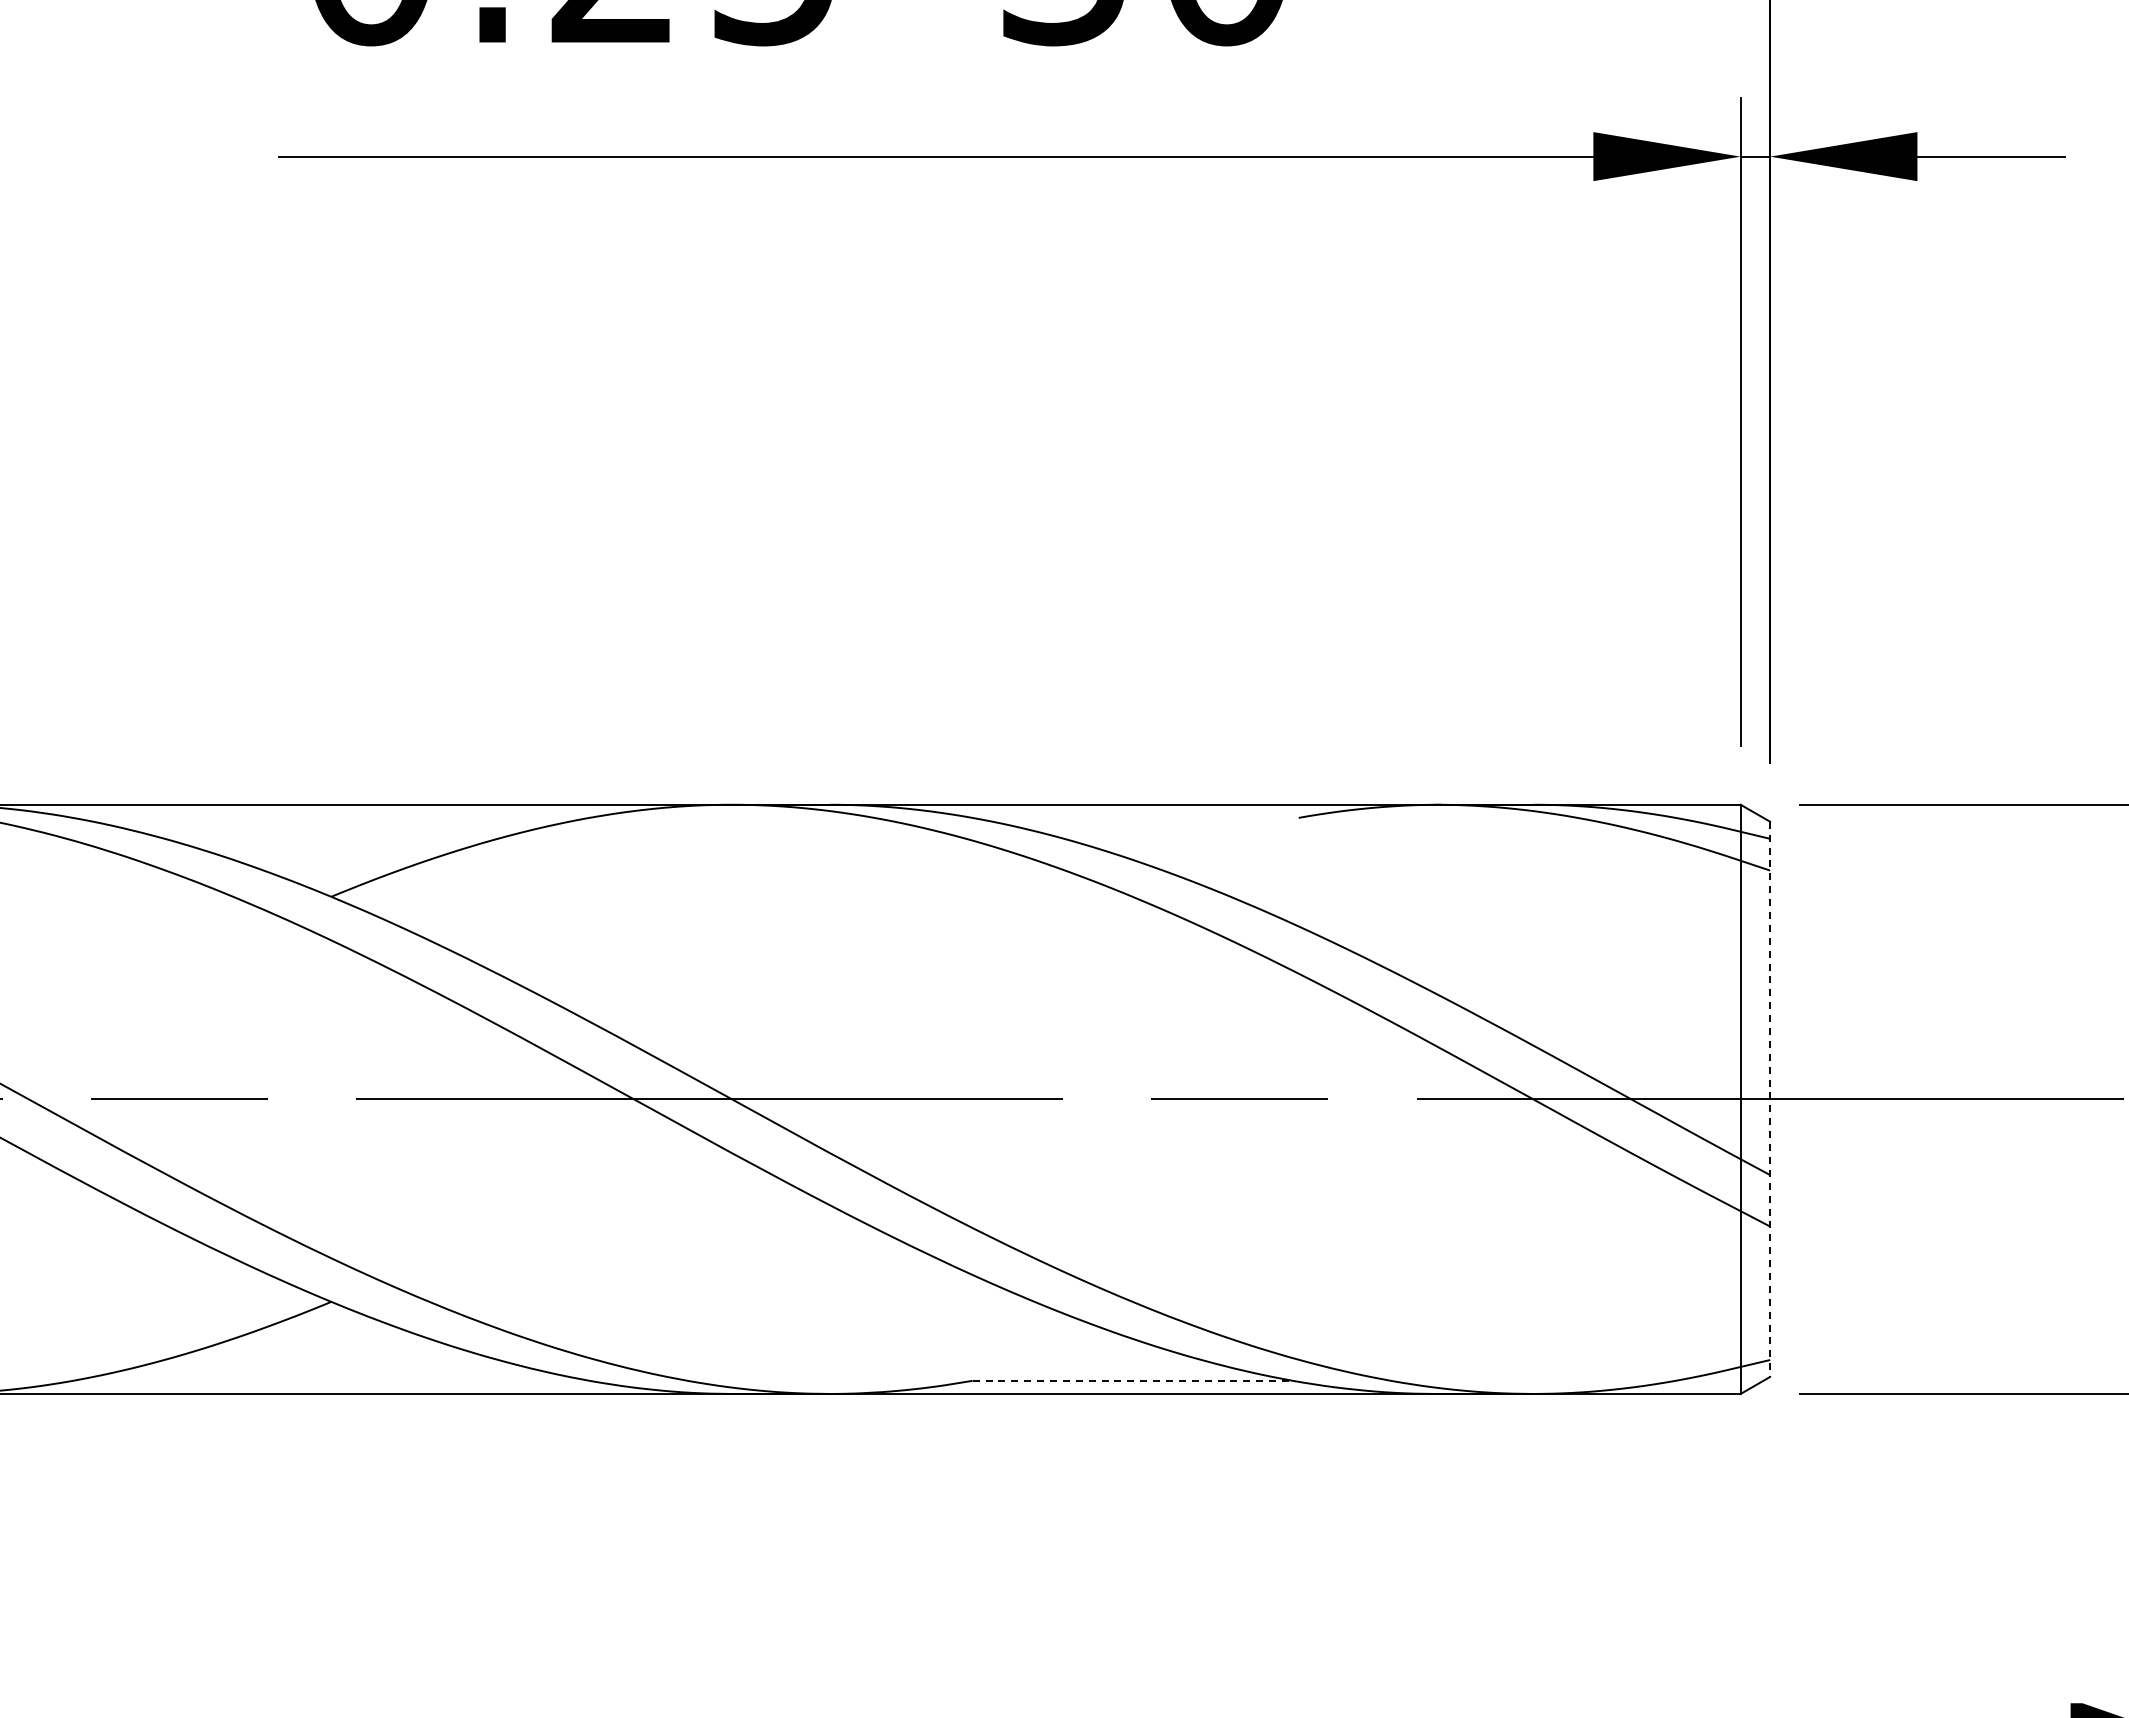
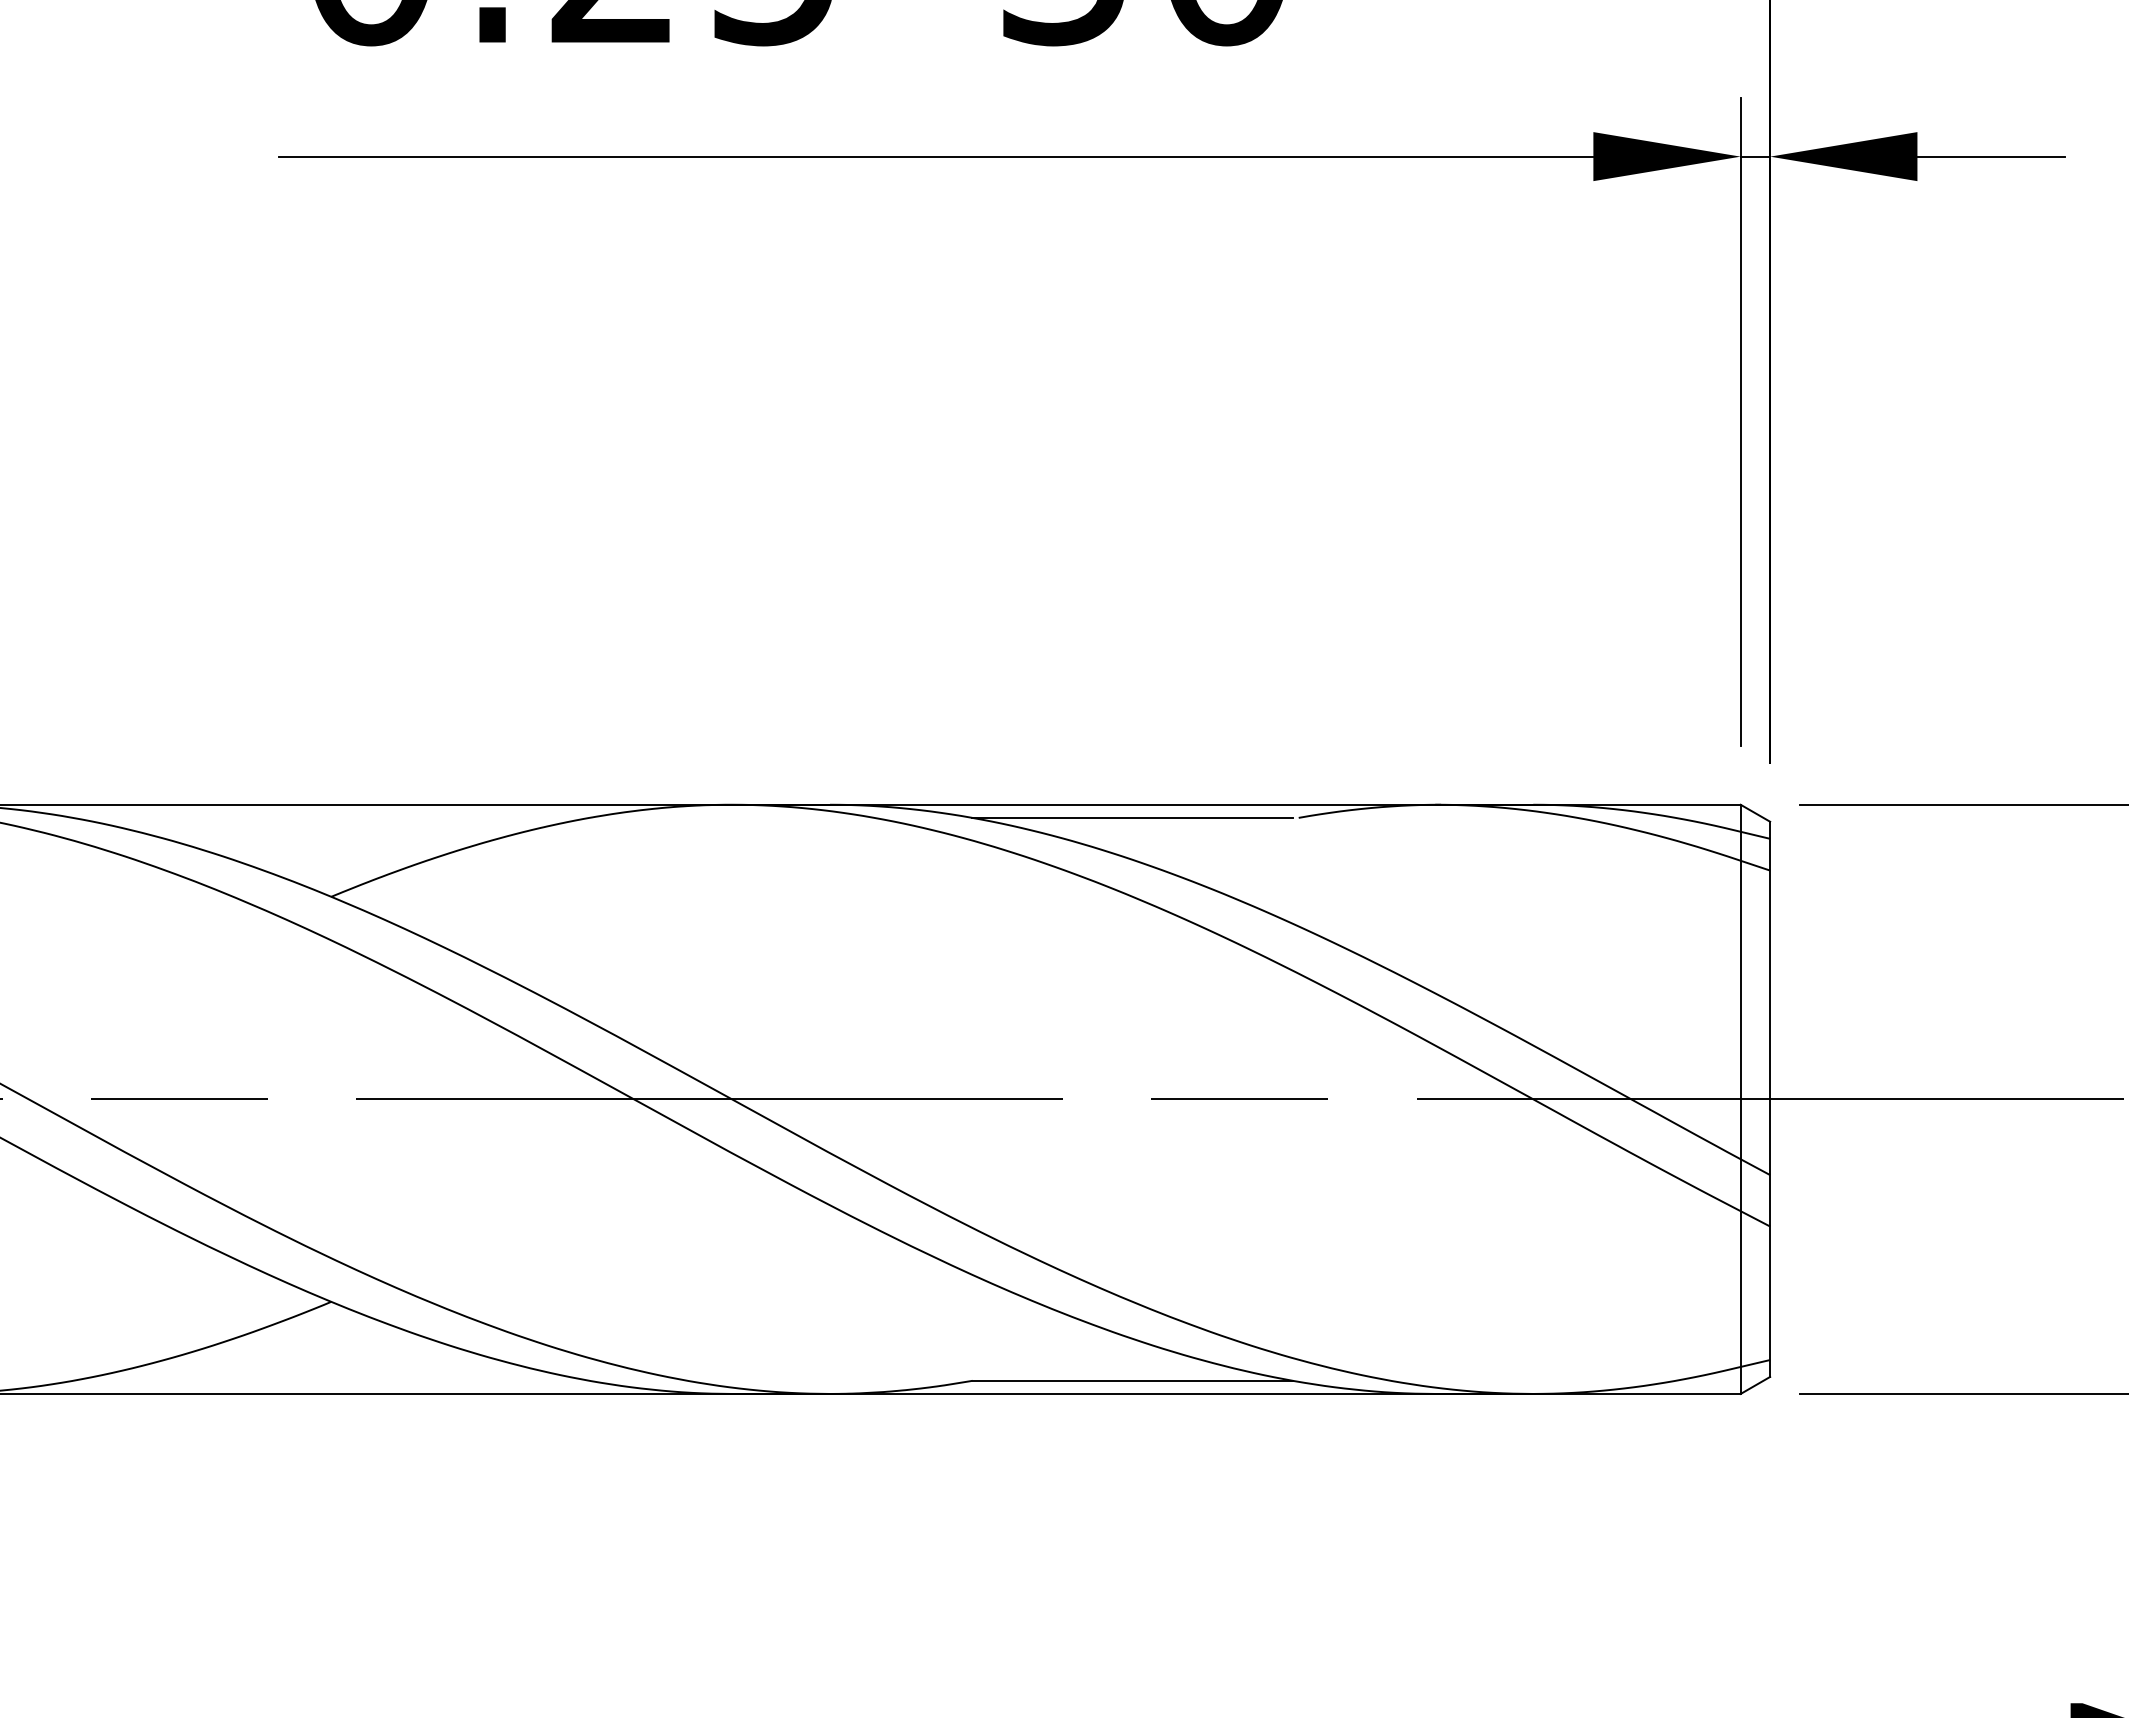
line: none -> present (1132, 817)
line: dashed -> solid (1770, 1099)
line: dashed -> solid (1132, 1380)
